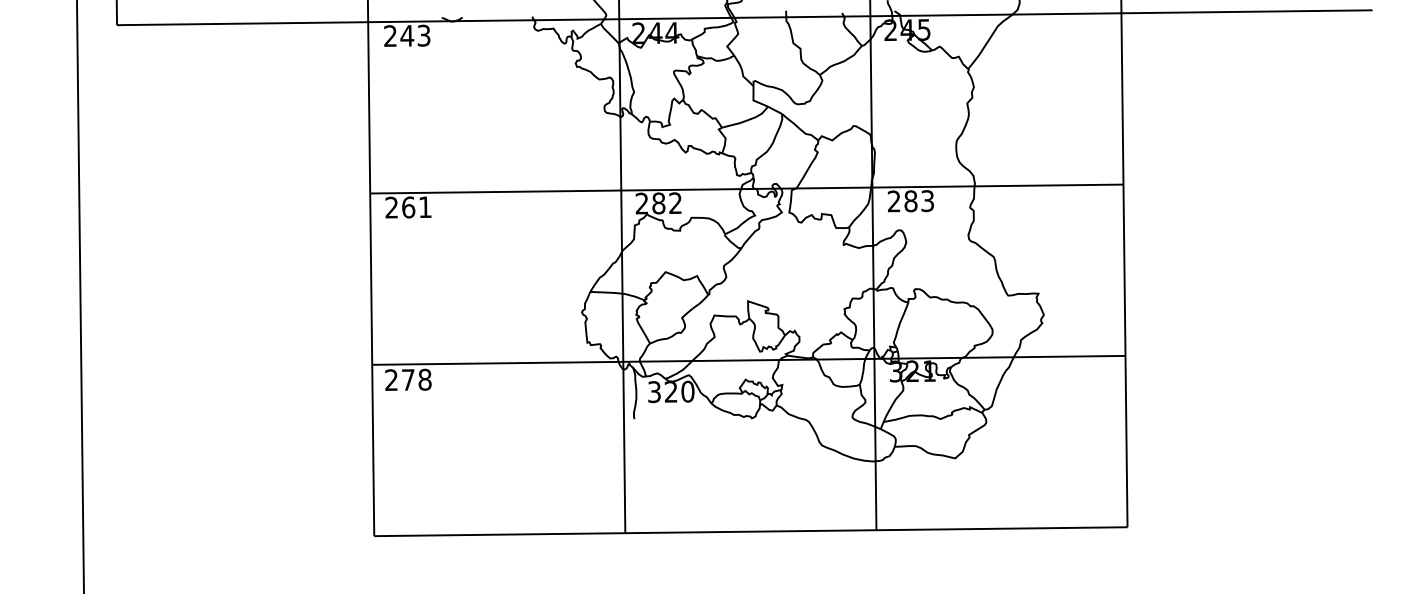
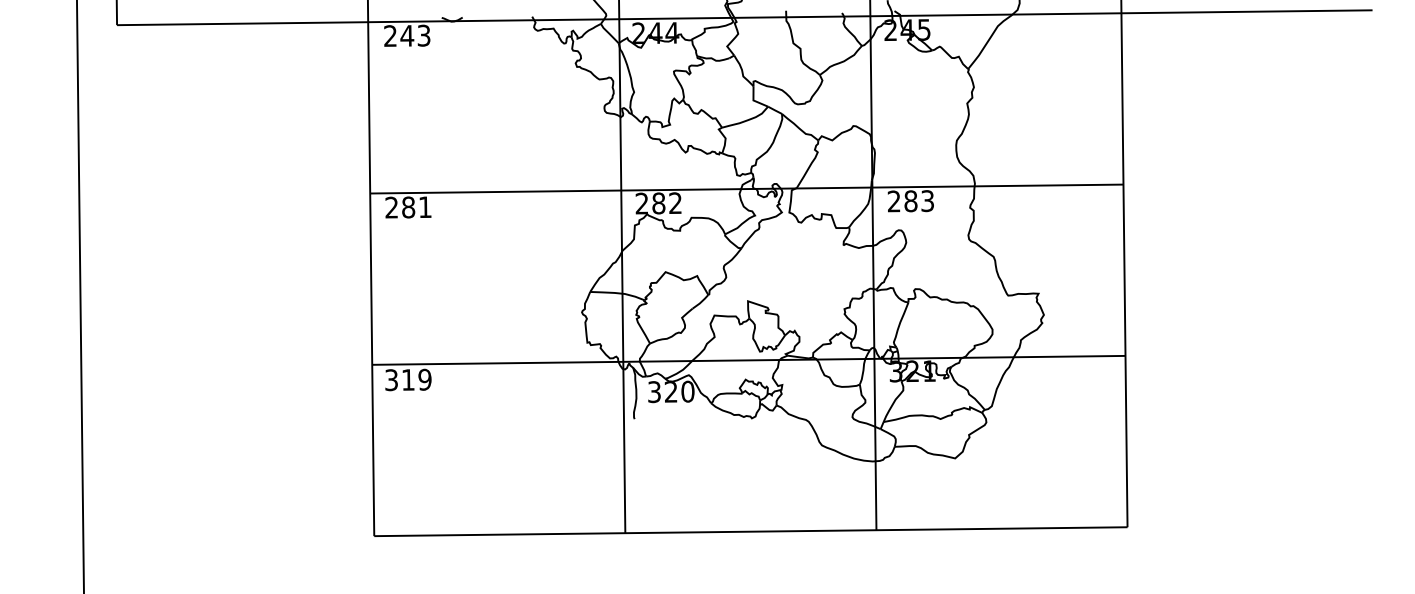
text: 261 -> 281 (408, 207)
text: 278 -> 319 (408, 380)
